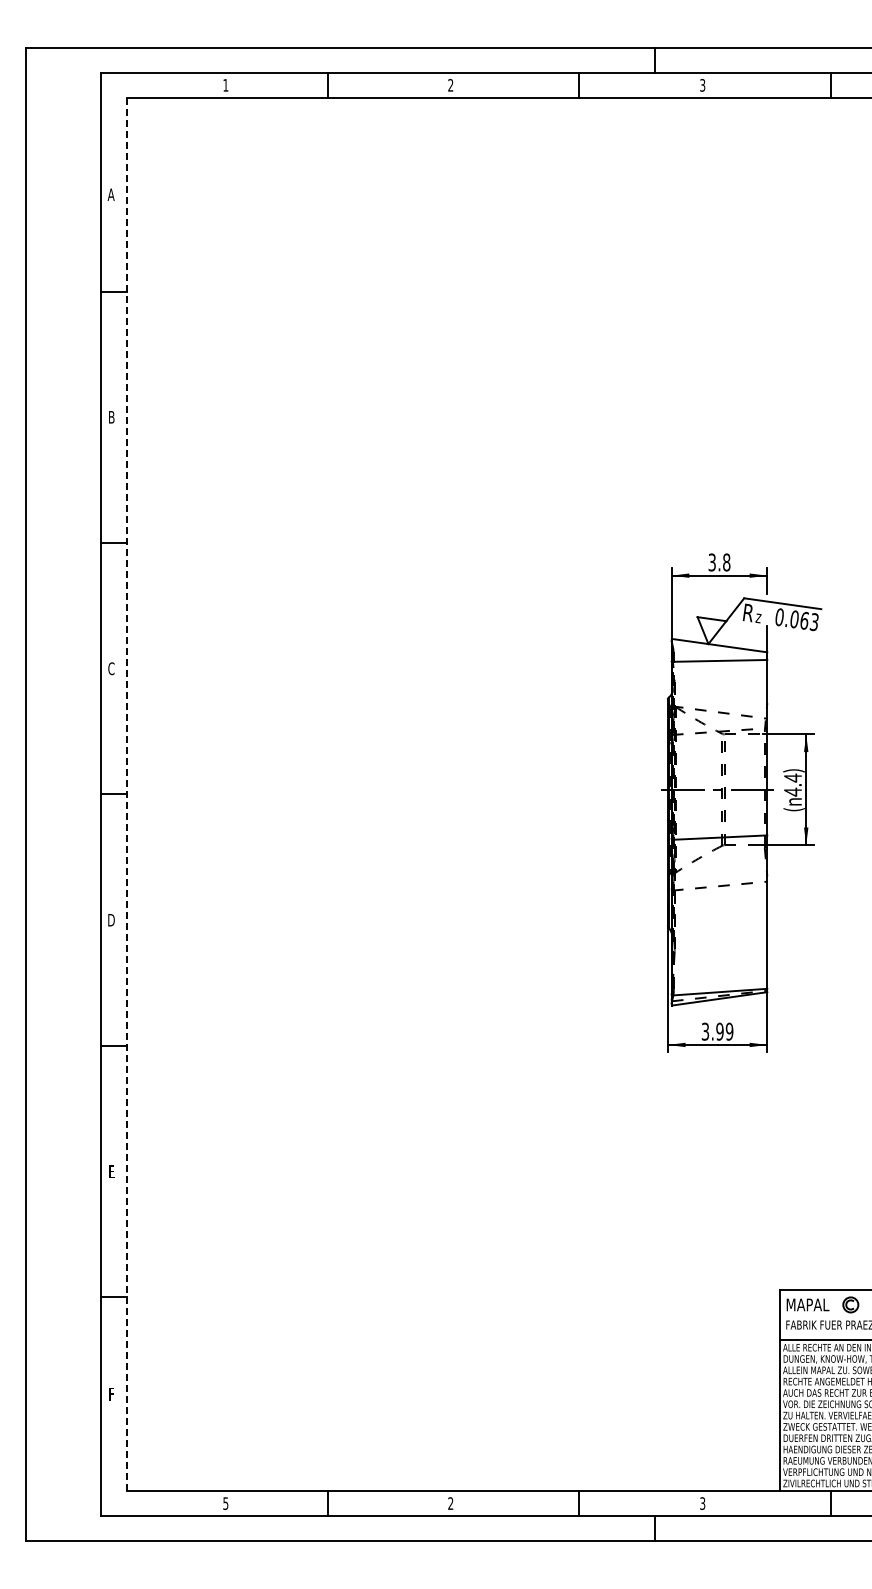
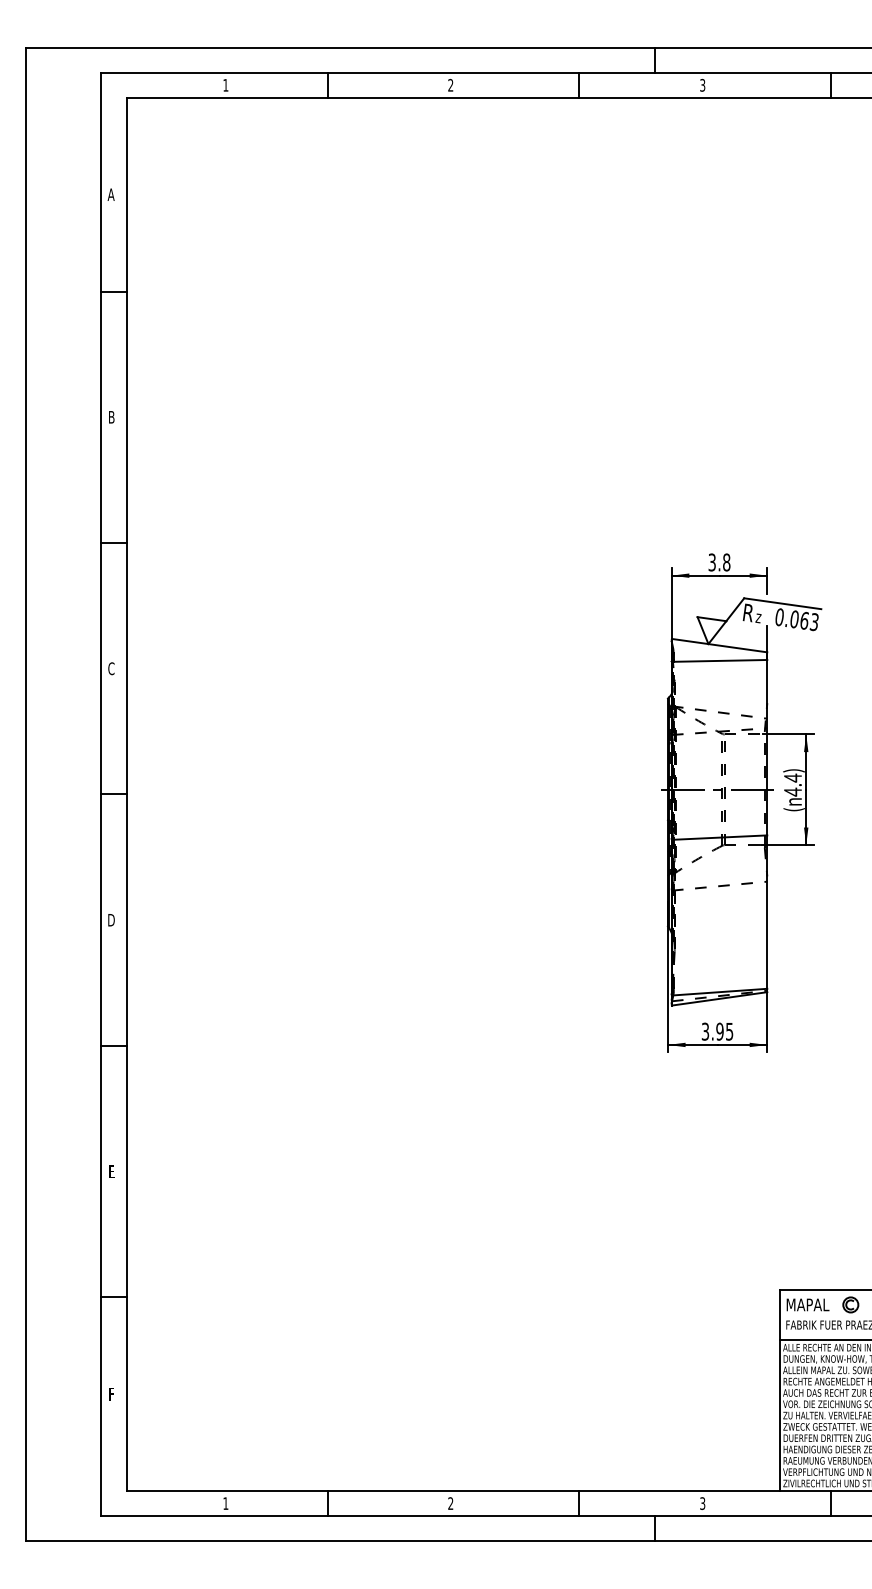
line: dashed -> solid (126, 794)
text: 3.99 -> 3.95 (729, 1031)
text: 5 -> 1 (225, 1503)
